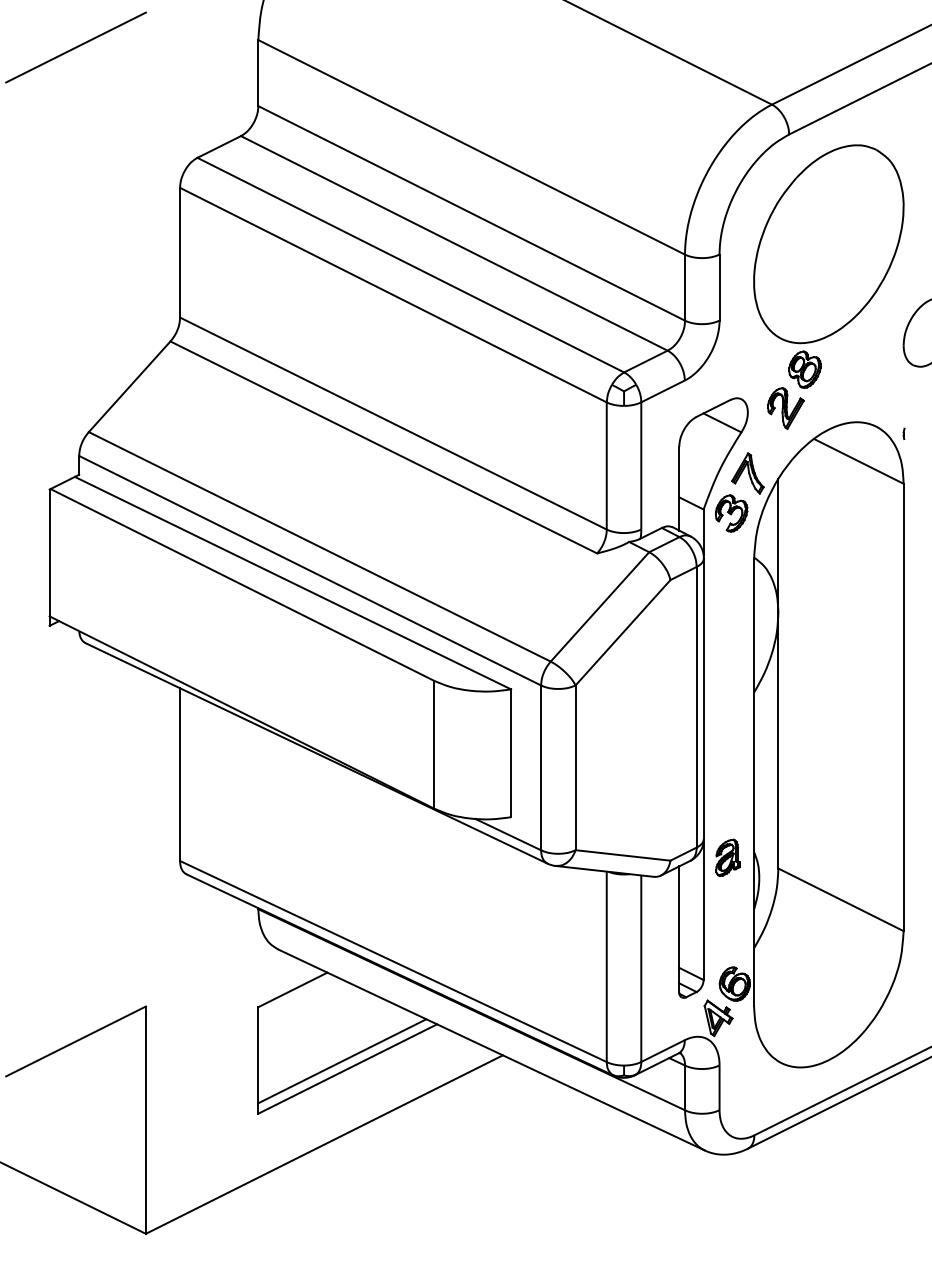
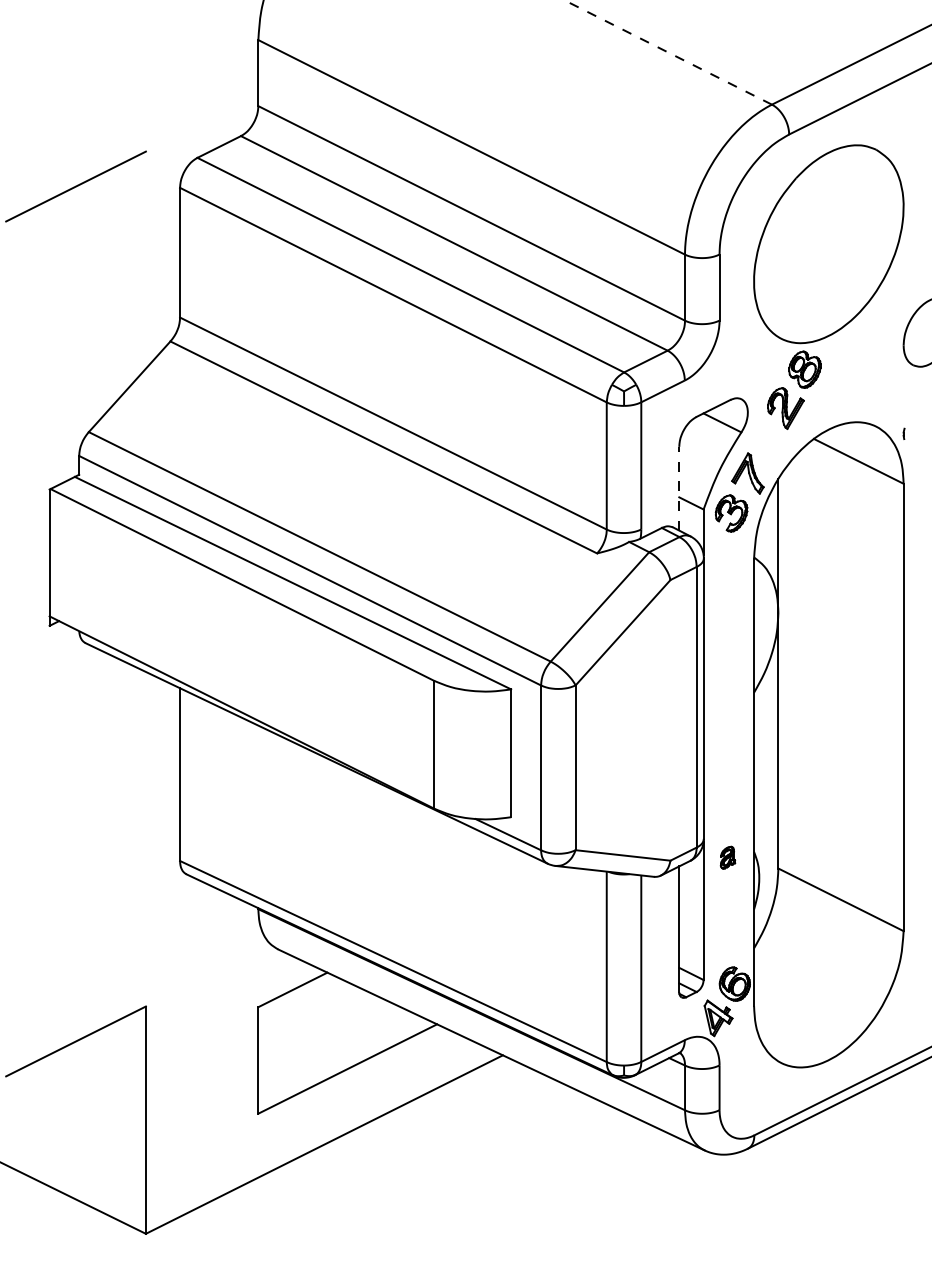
line position: (75, 47) -> (75, 186) (75, 186)
line: solid -> dashed (667, 52)
line: solid -> dashed (679, 488)
part size: 26x39 px -> 18x25 px (727, 857)
line: present -> none (342, 1061)
